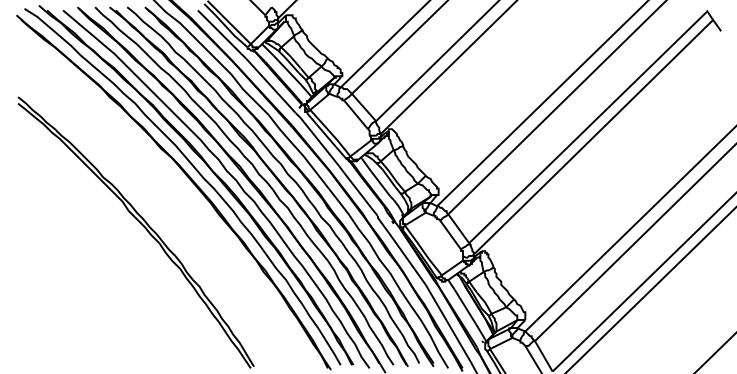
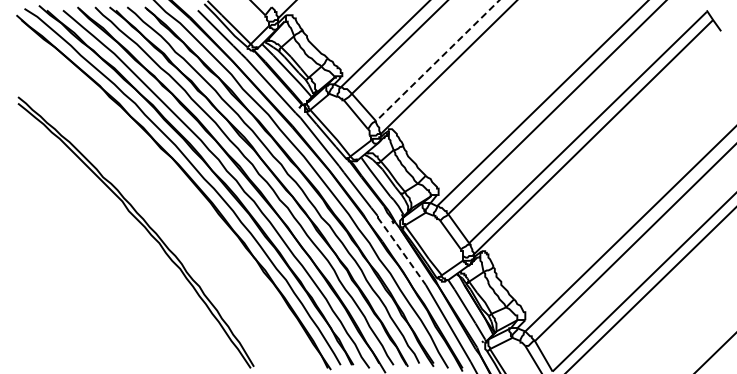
line: solid -> dashed (437, 61)
line: solid -> dashed (401, 251)
